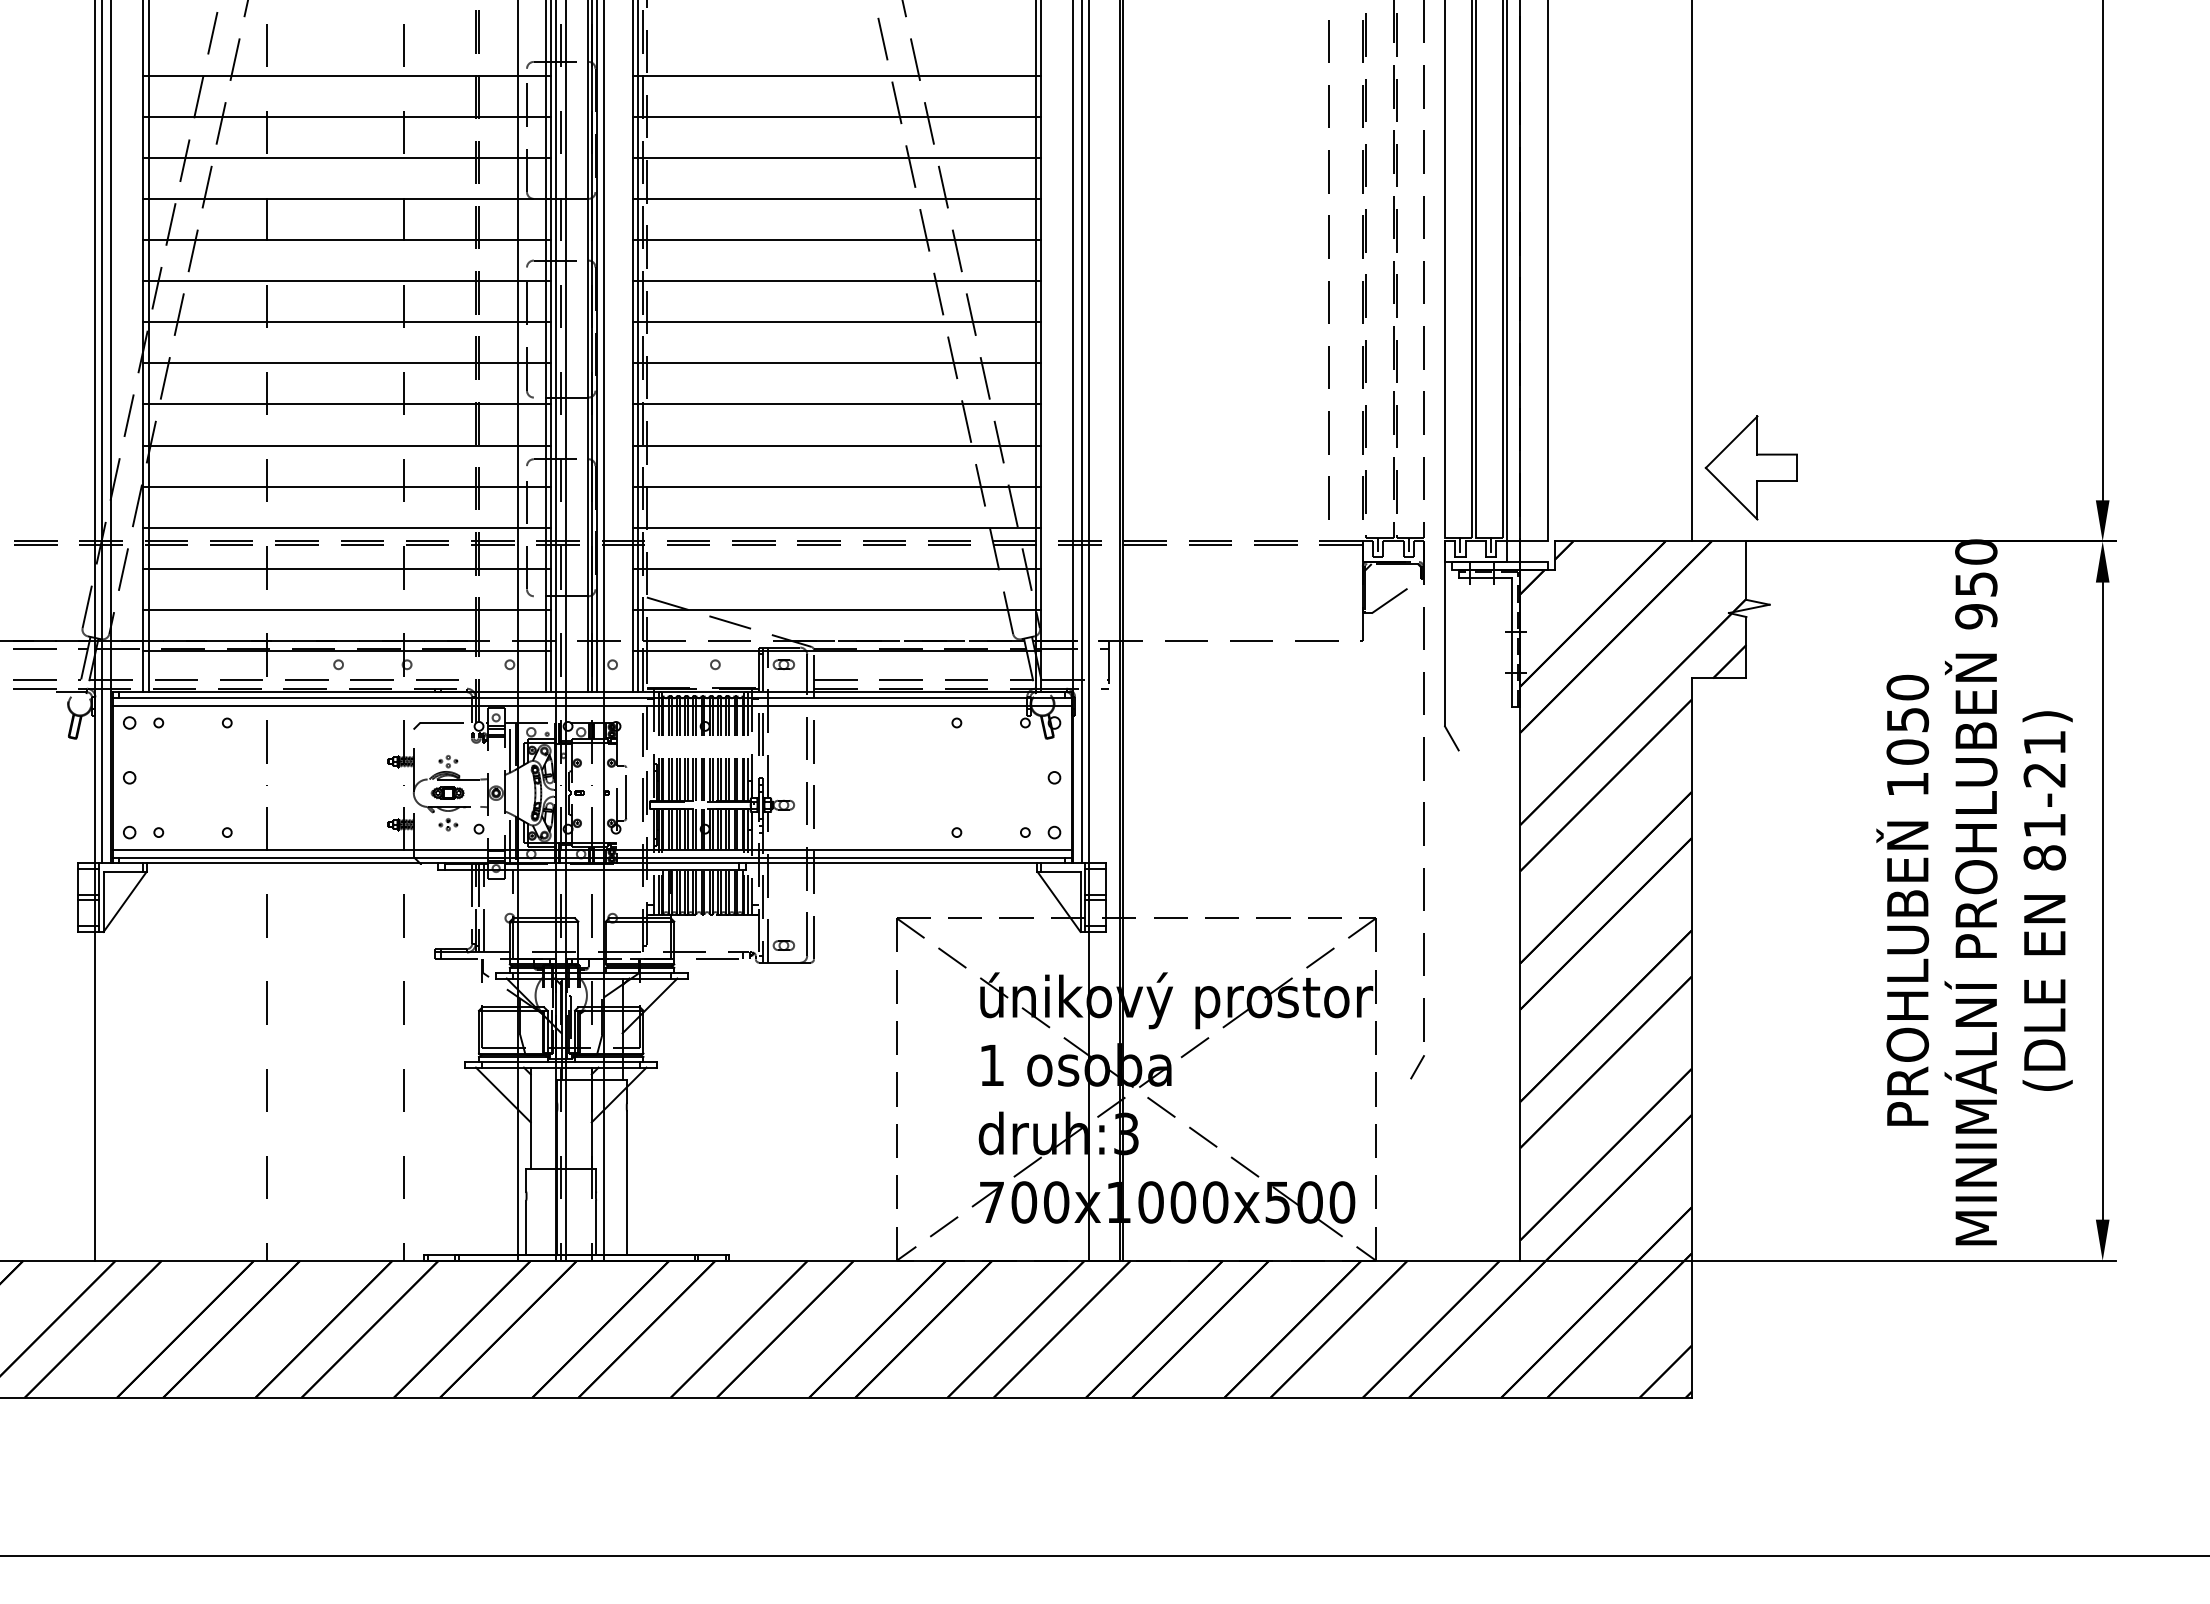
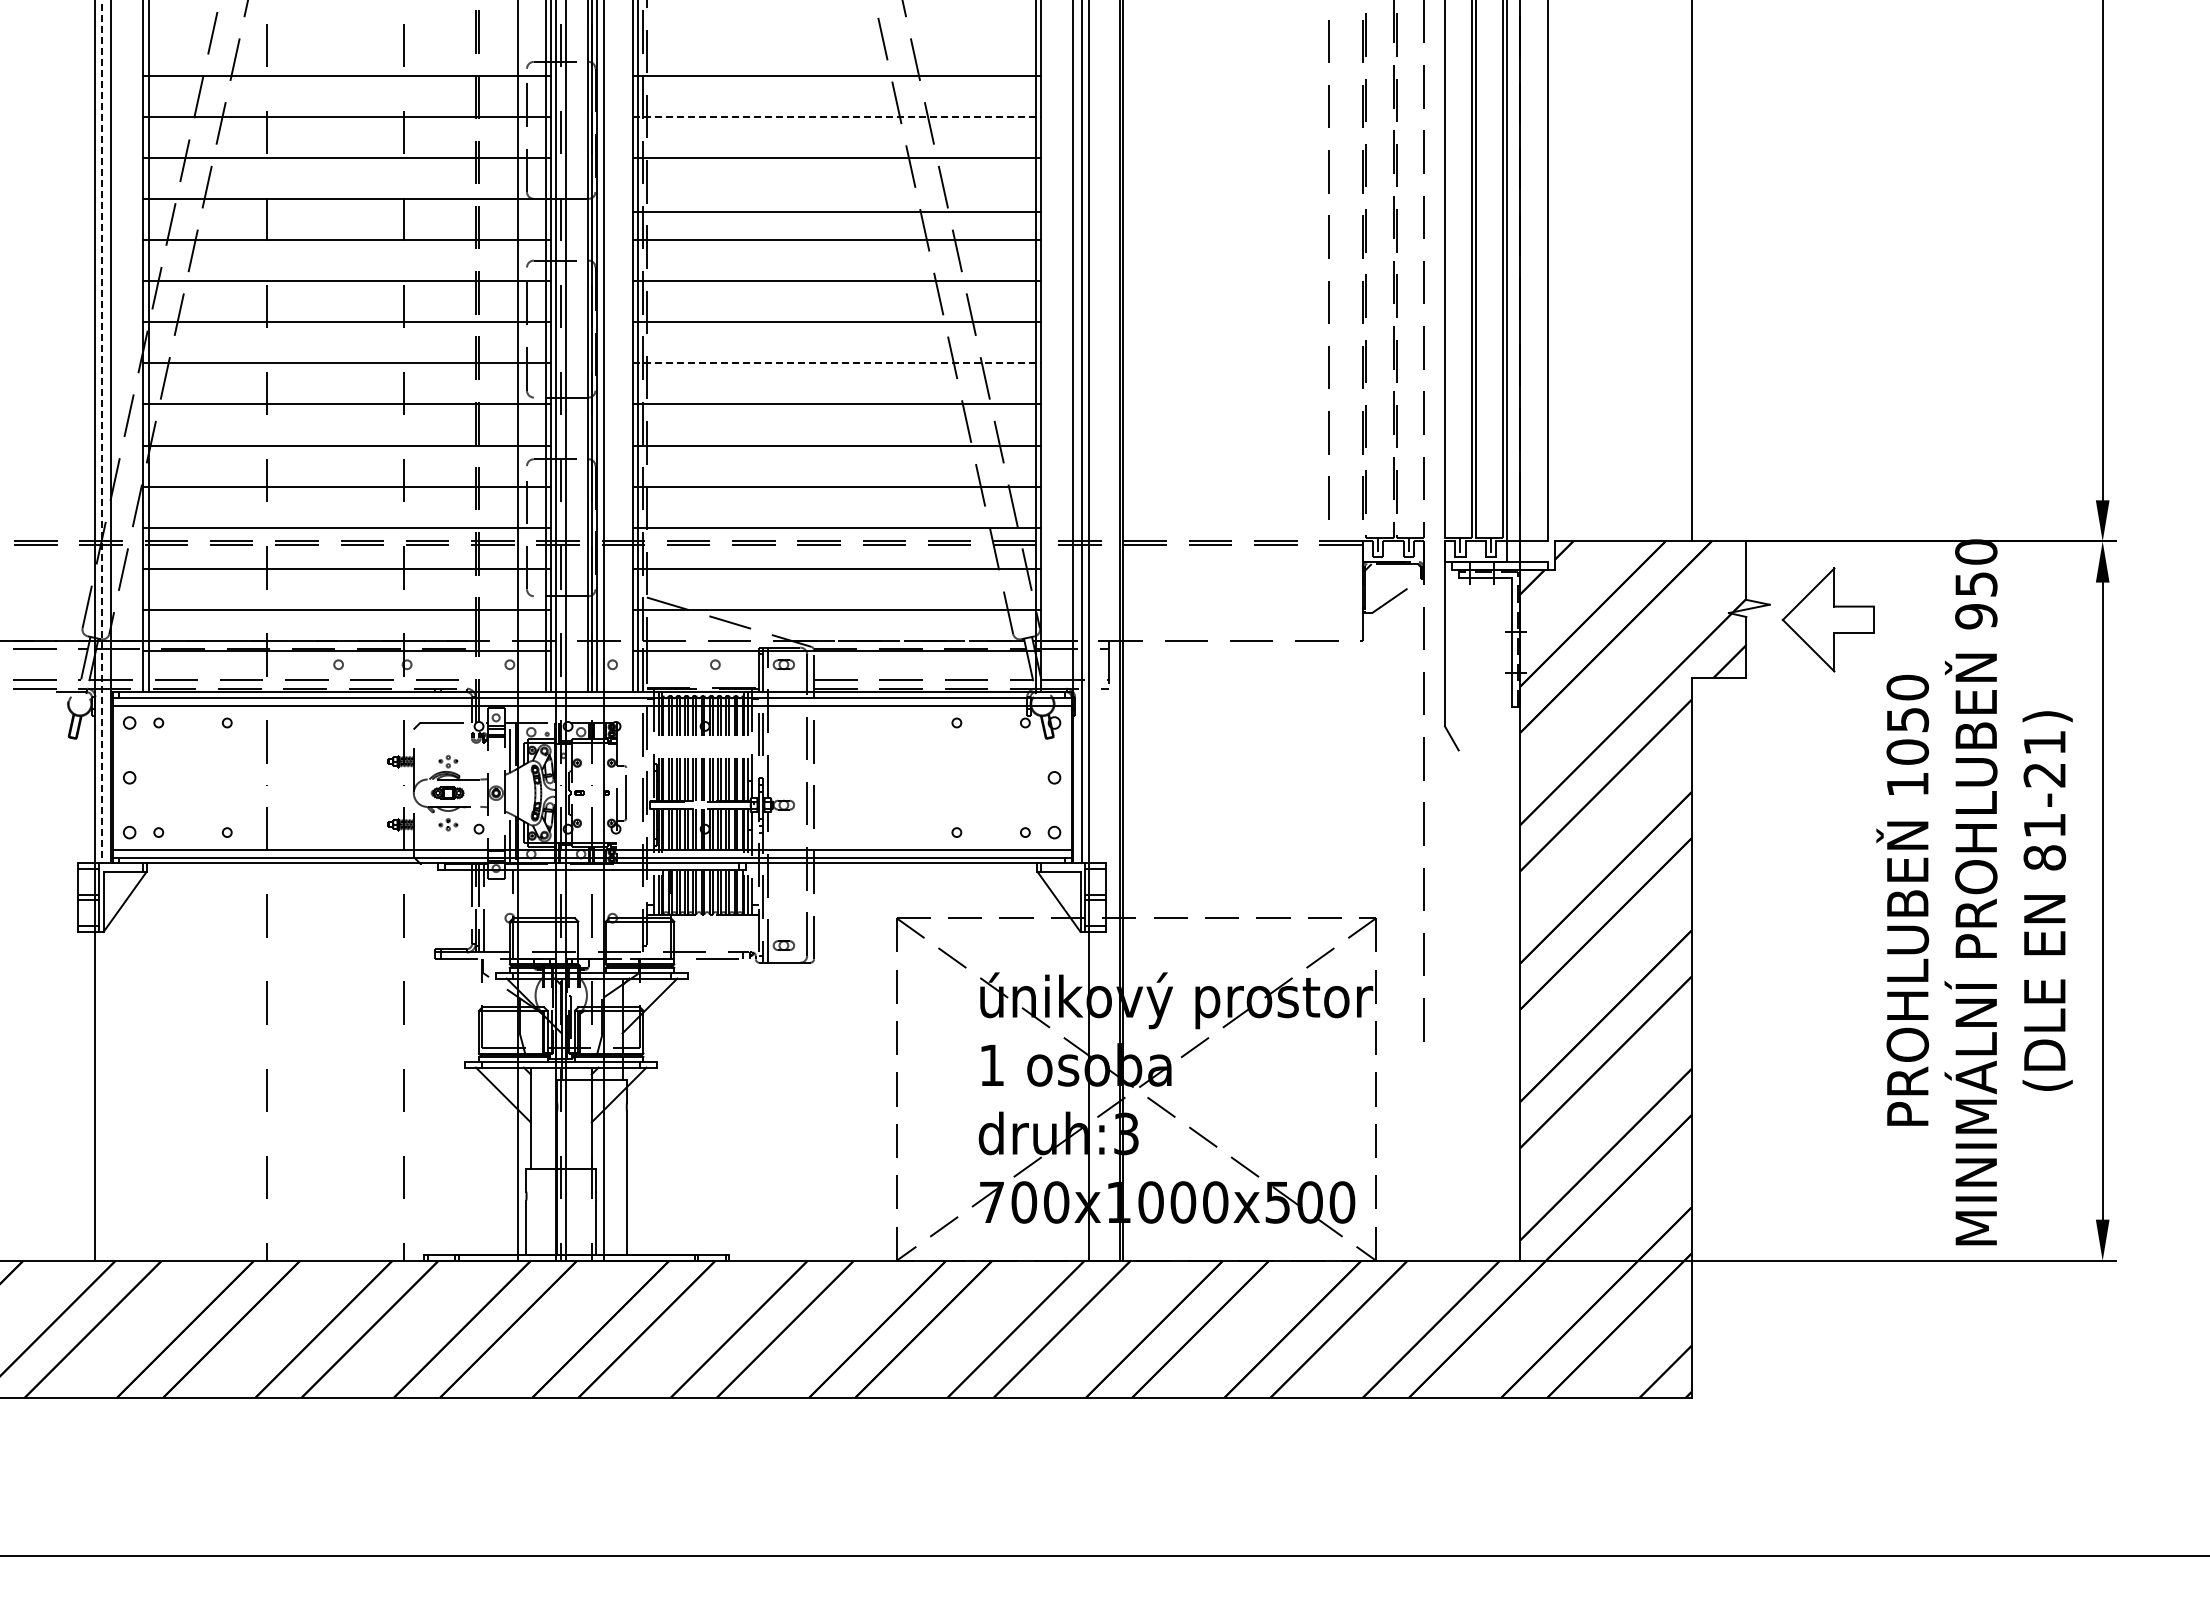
line: solid -> dashed (837, 116)
line position: (836, 198) -> (836, 211) (836, 211)
line: solid -> dashed (837, 363)
line: solid -> dashed (102, 432)
part position: (1750, 467) -> (1827, 619) (1827, 619)
line: present -> none (1417, 1067)
